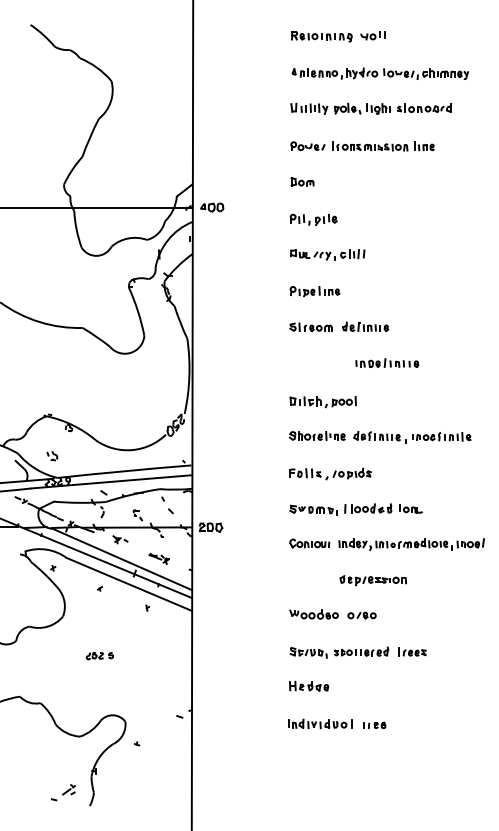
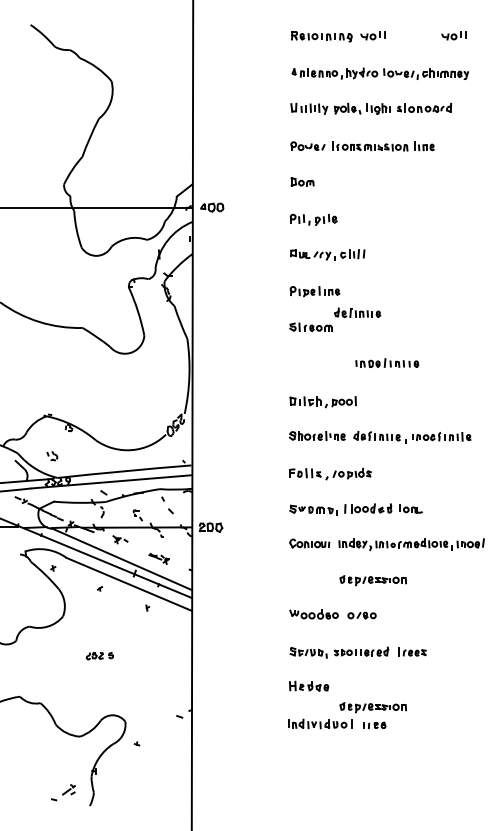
part: none -> present (453, 35)
part position: (365, 326) -> (357, 312) (357, 312)
part: none -> present (372, 707)
